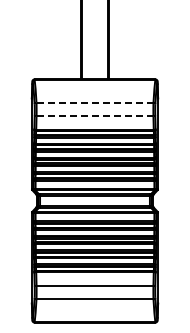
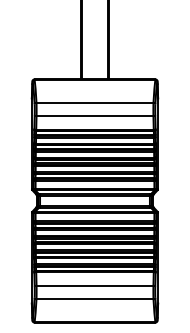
line: dashed -> solid (95, 102)
line: dashed -> solid (95, 116)
